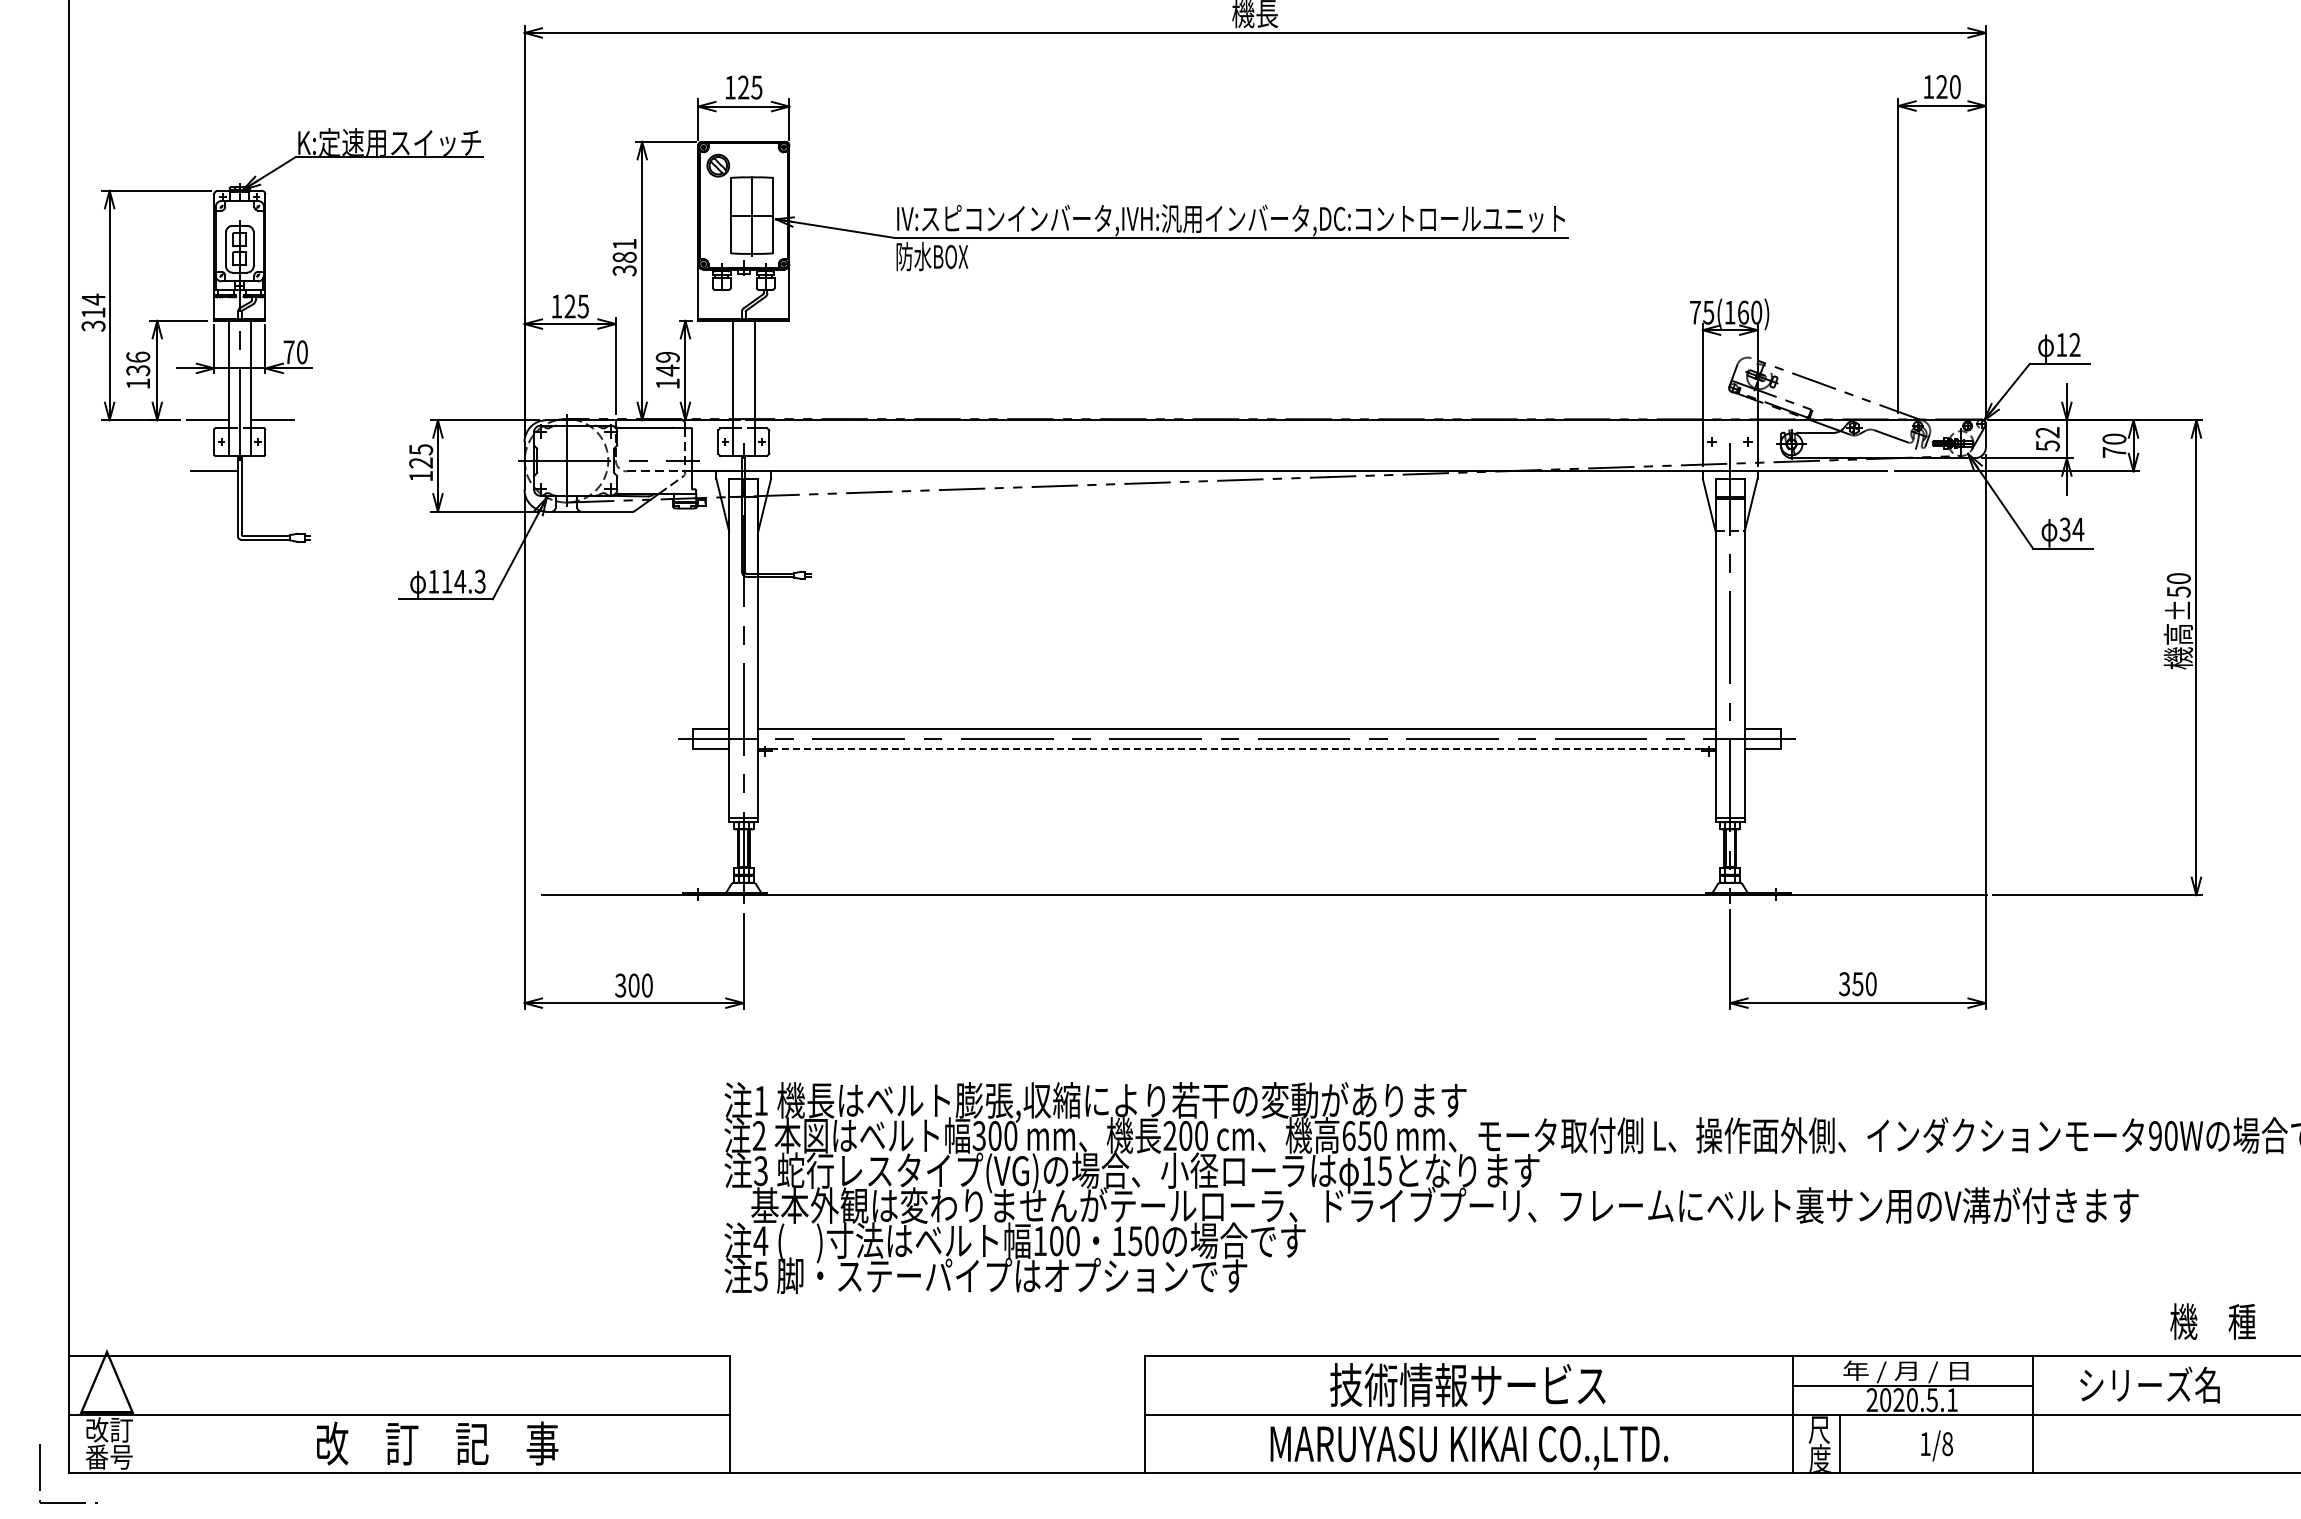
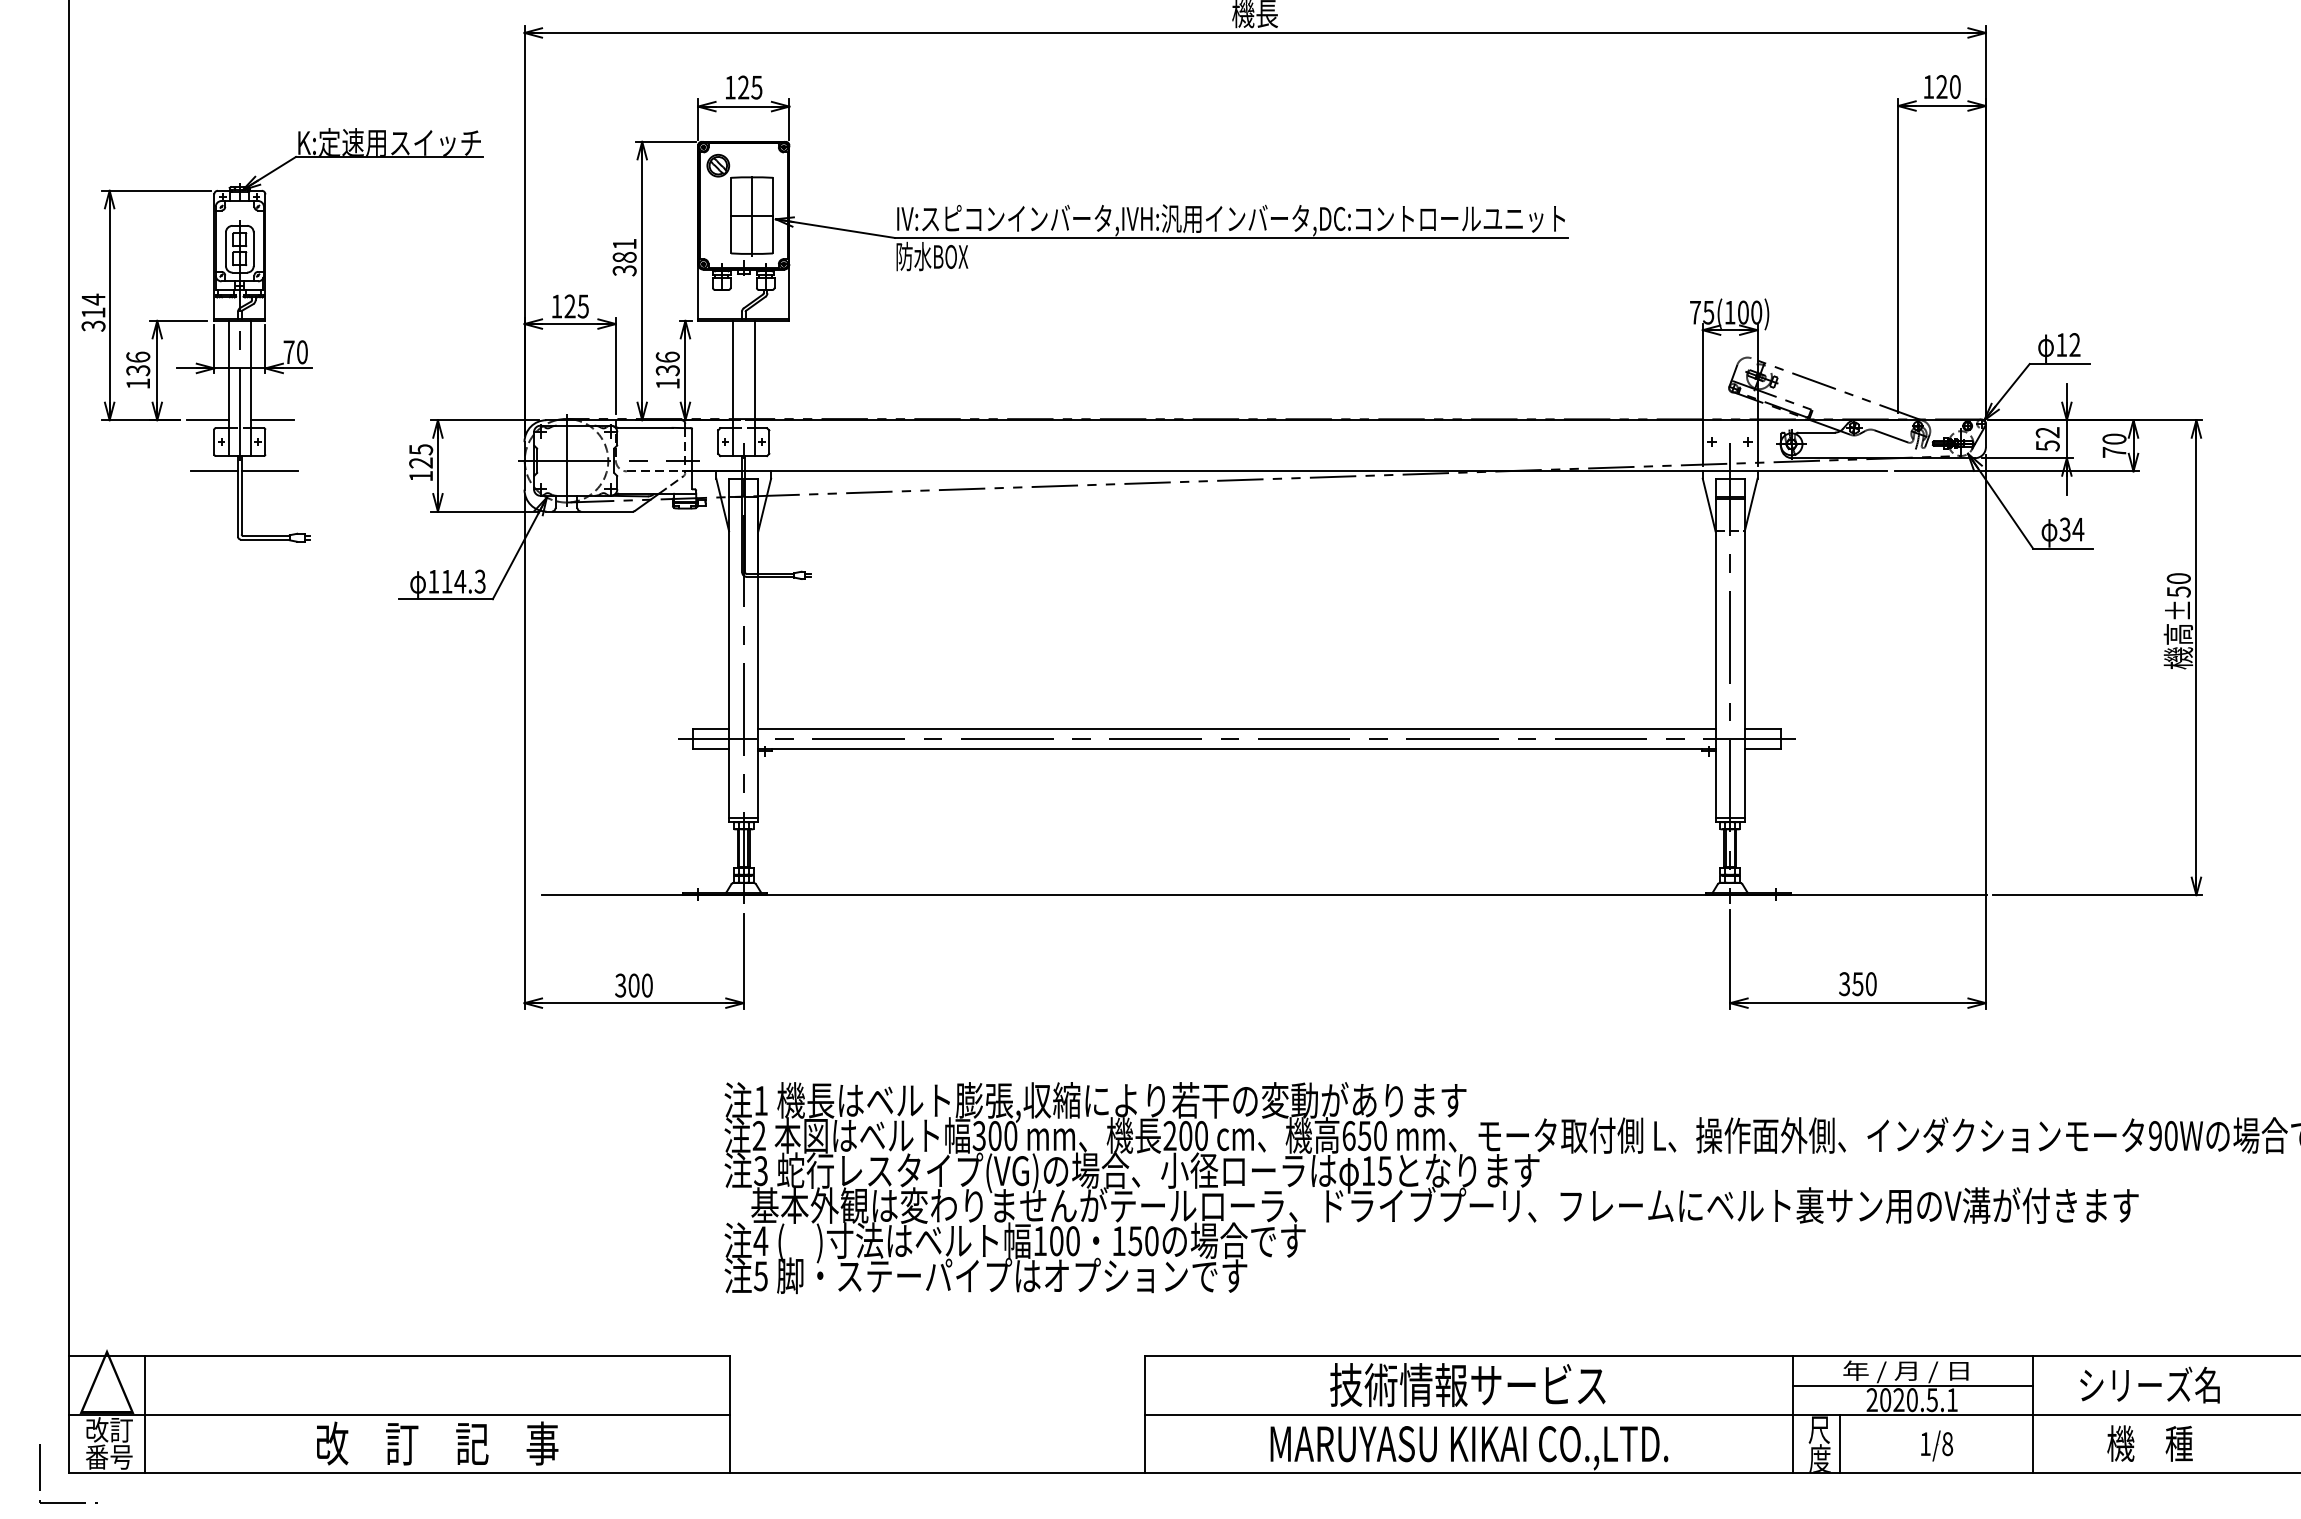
text: 75(160) -> 75(100) (1743, 312)
text: 149 -> 136 (667, 363)
line: none -> present (269, 471)
line: dashed -> solid (1236, 749)
text position: (2212, 1321) -> (2149, 1443) (2149, 1443)
line: none -> present (145, 1414)
